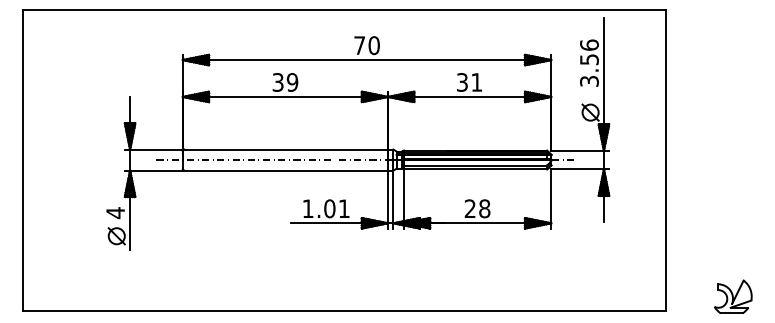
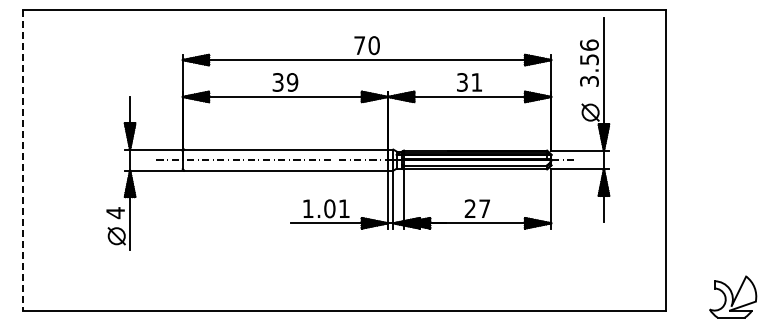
line: solid -> dashed (23, 160)
text: 28 -> 27 (484, 208)
part size: 39x35 px -> 49x44 px (733, 296)
